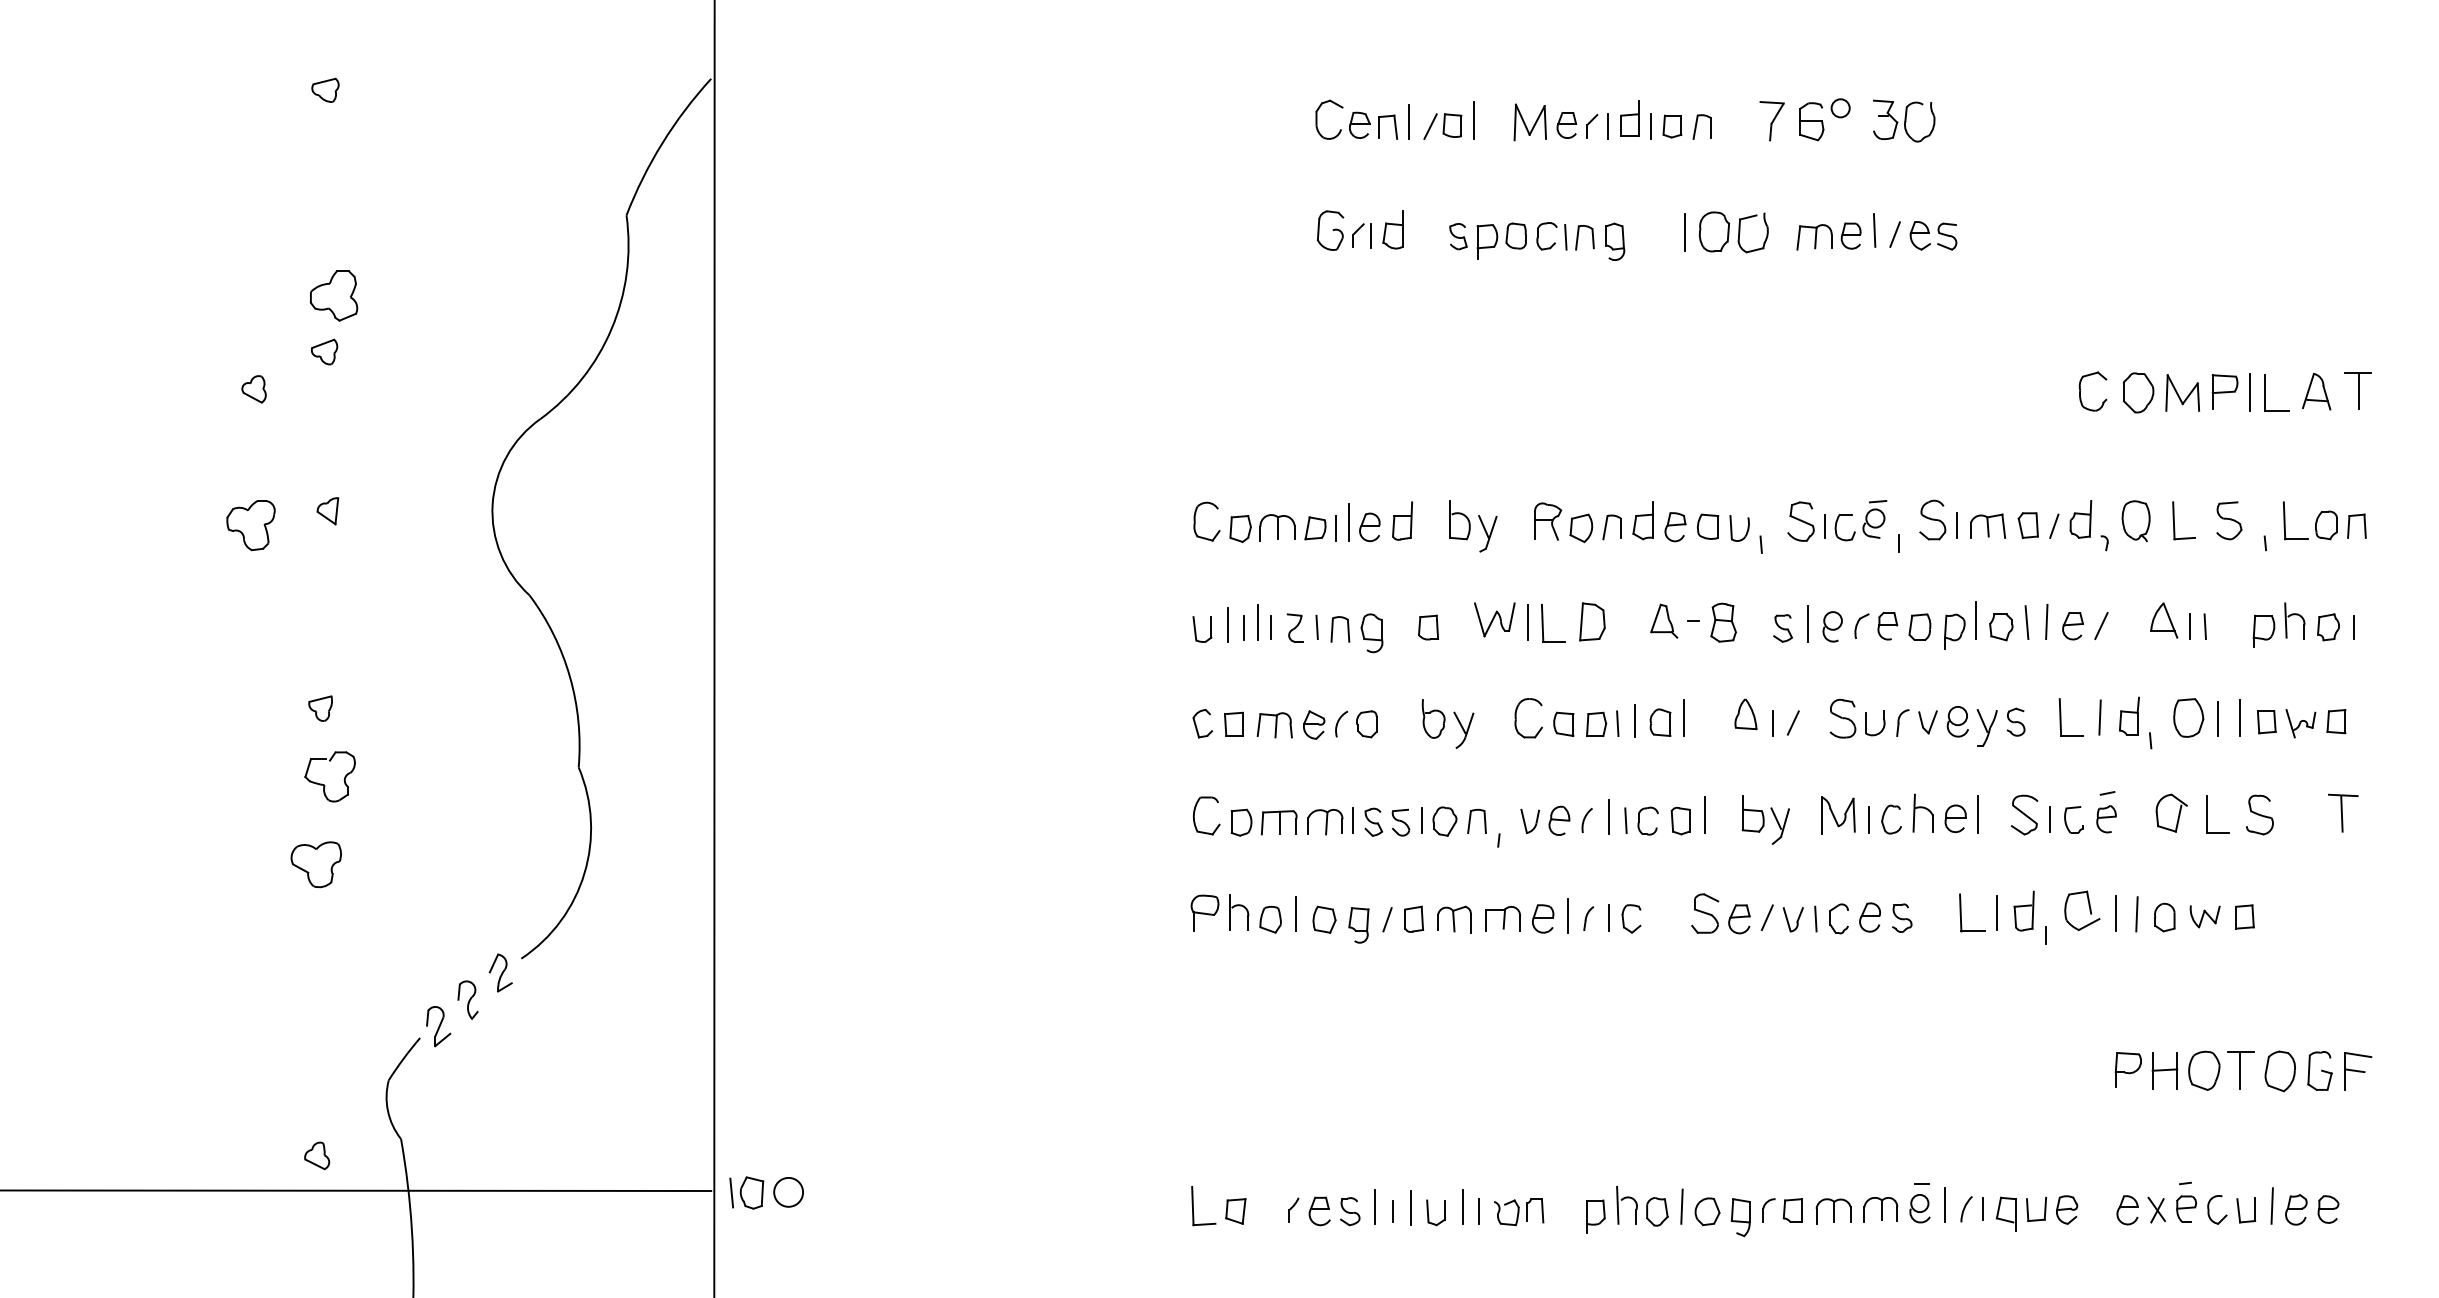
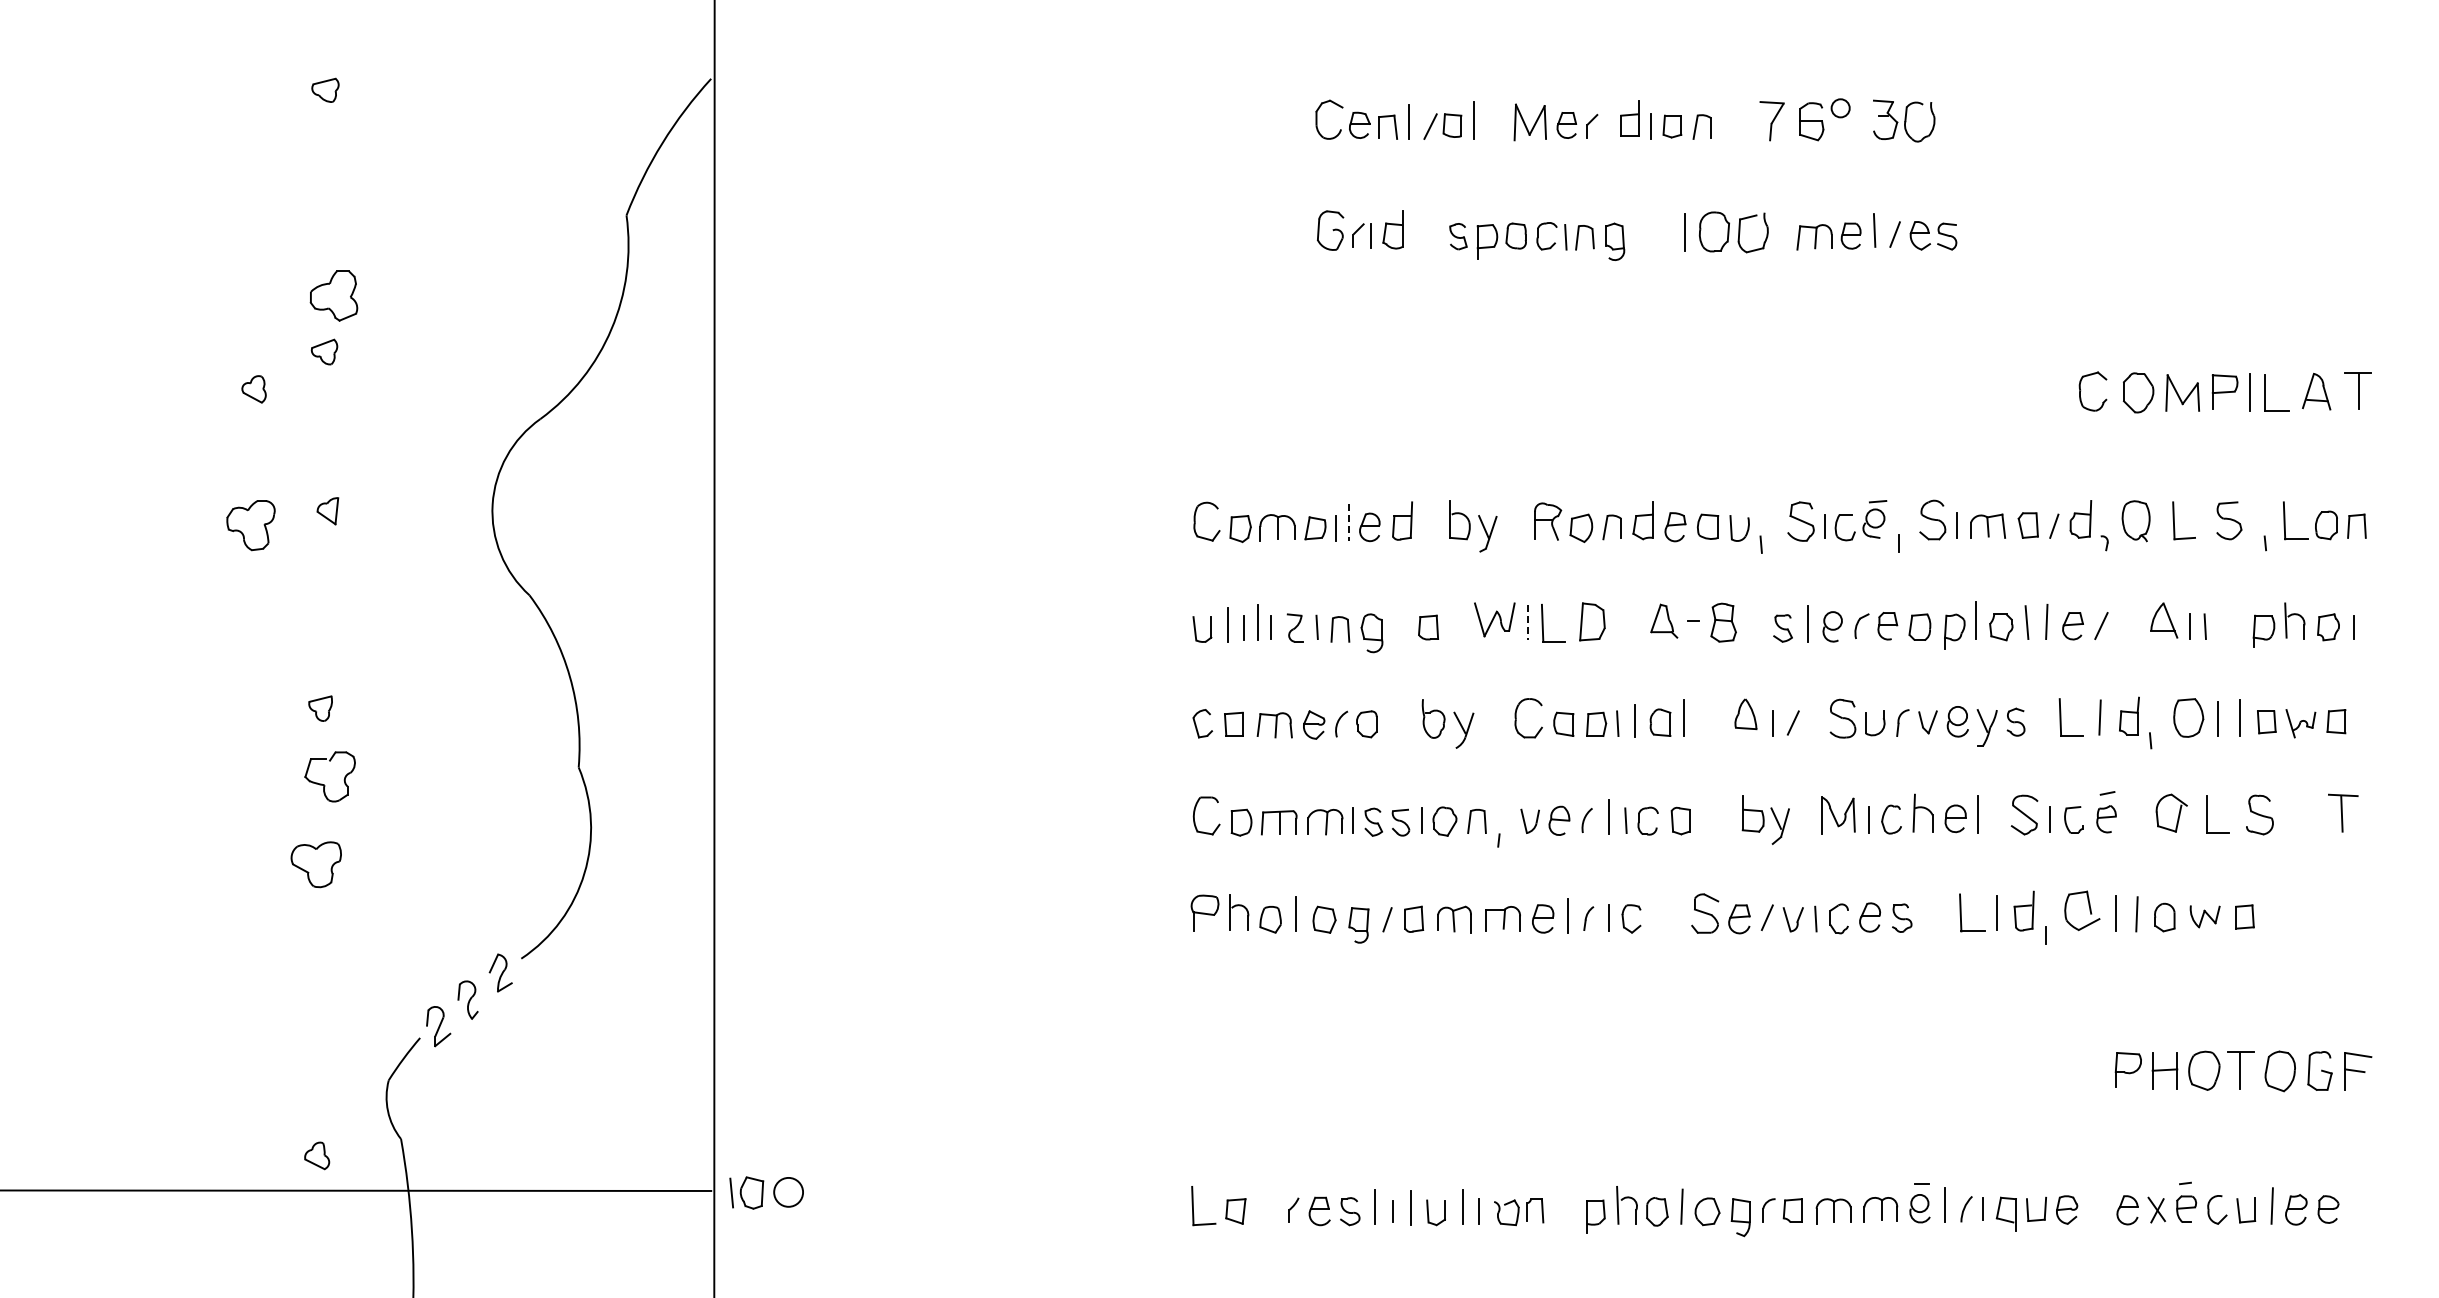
line: present -> none (1607, 126)
line: solid -> dashed (1349, 522)
line: solid -> dashed (1528, 622)
line: present -> none (1704, 815)
